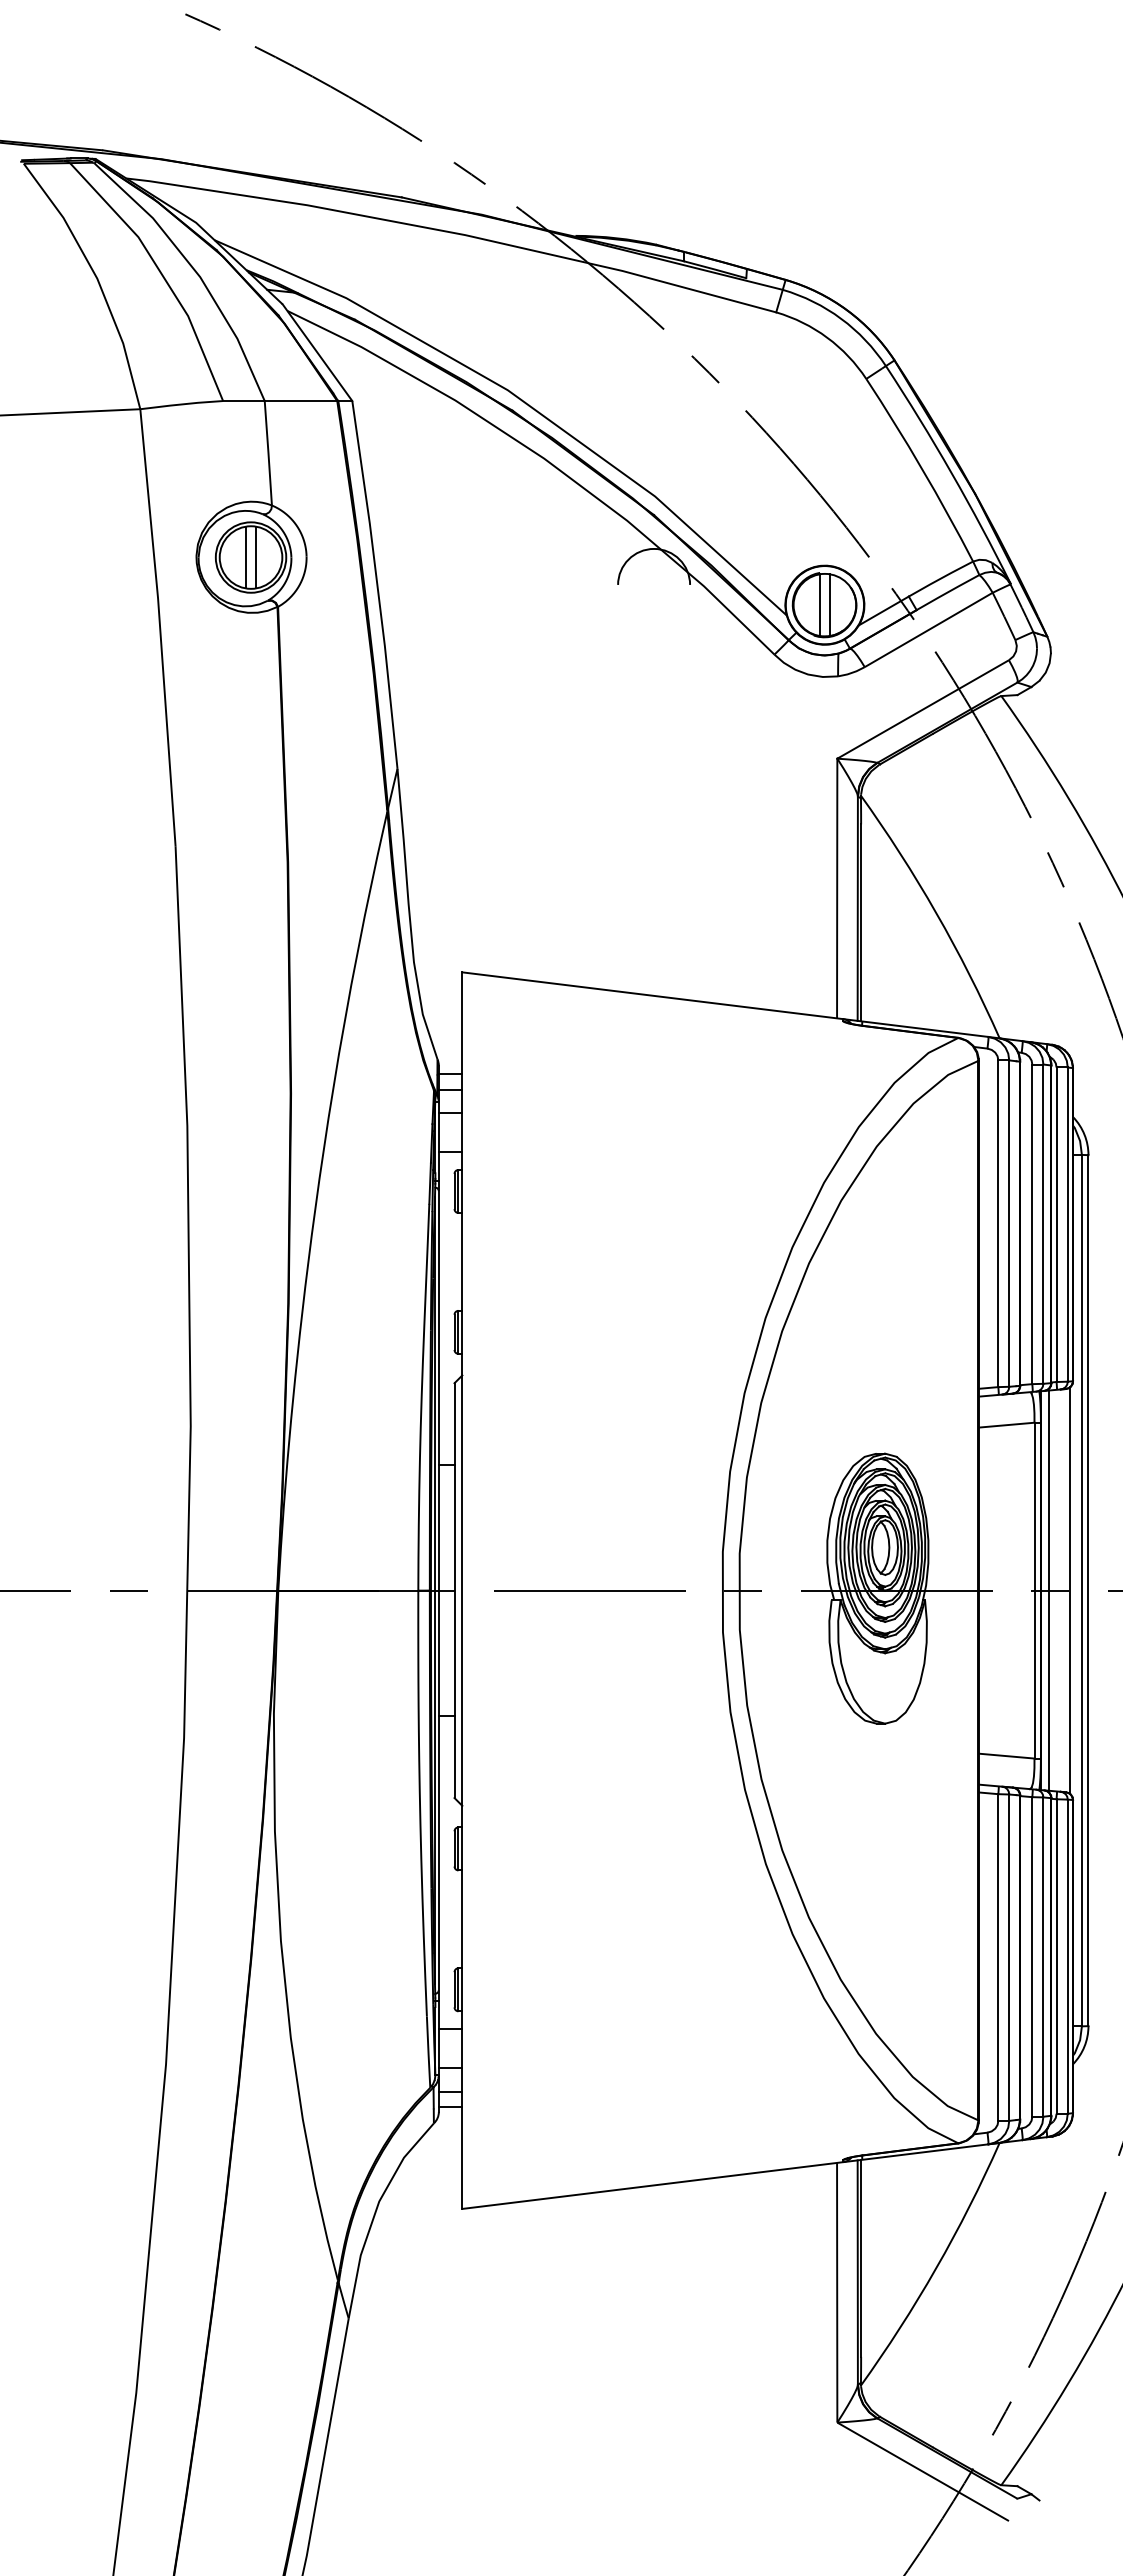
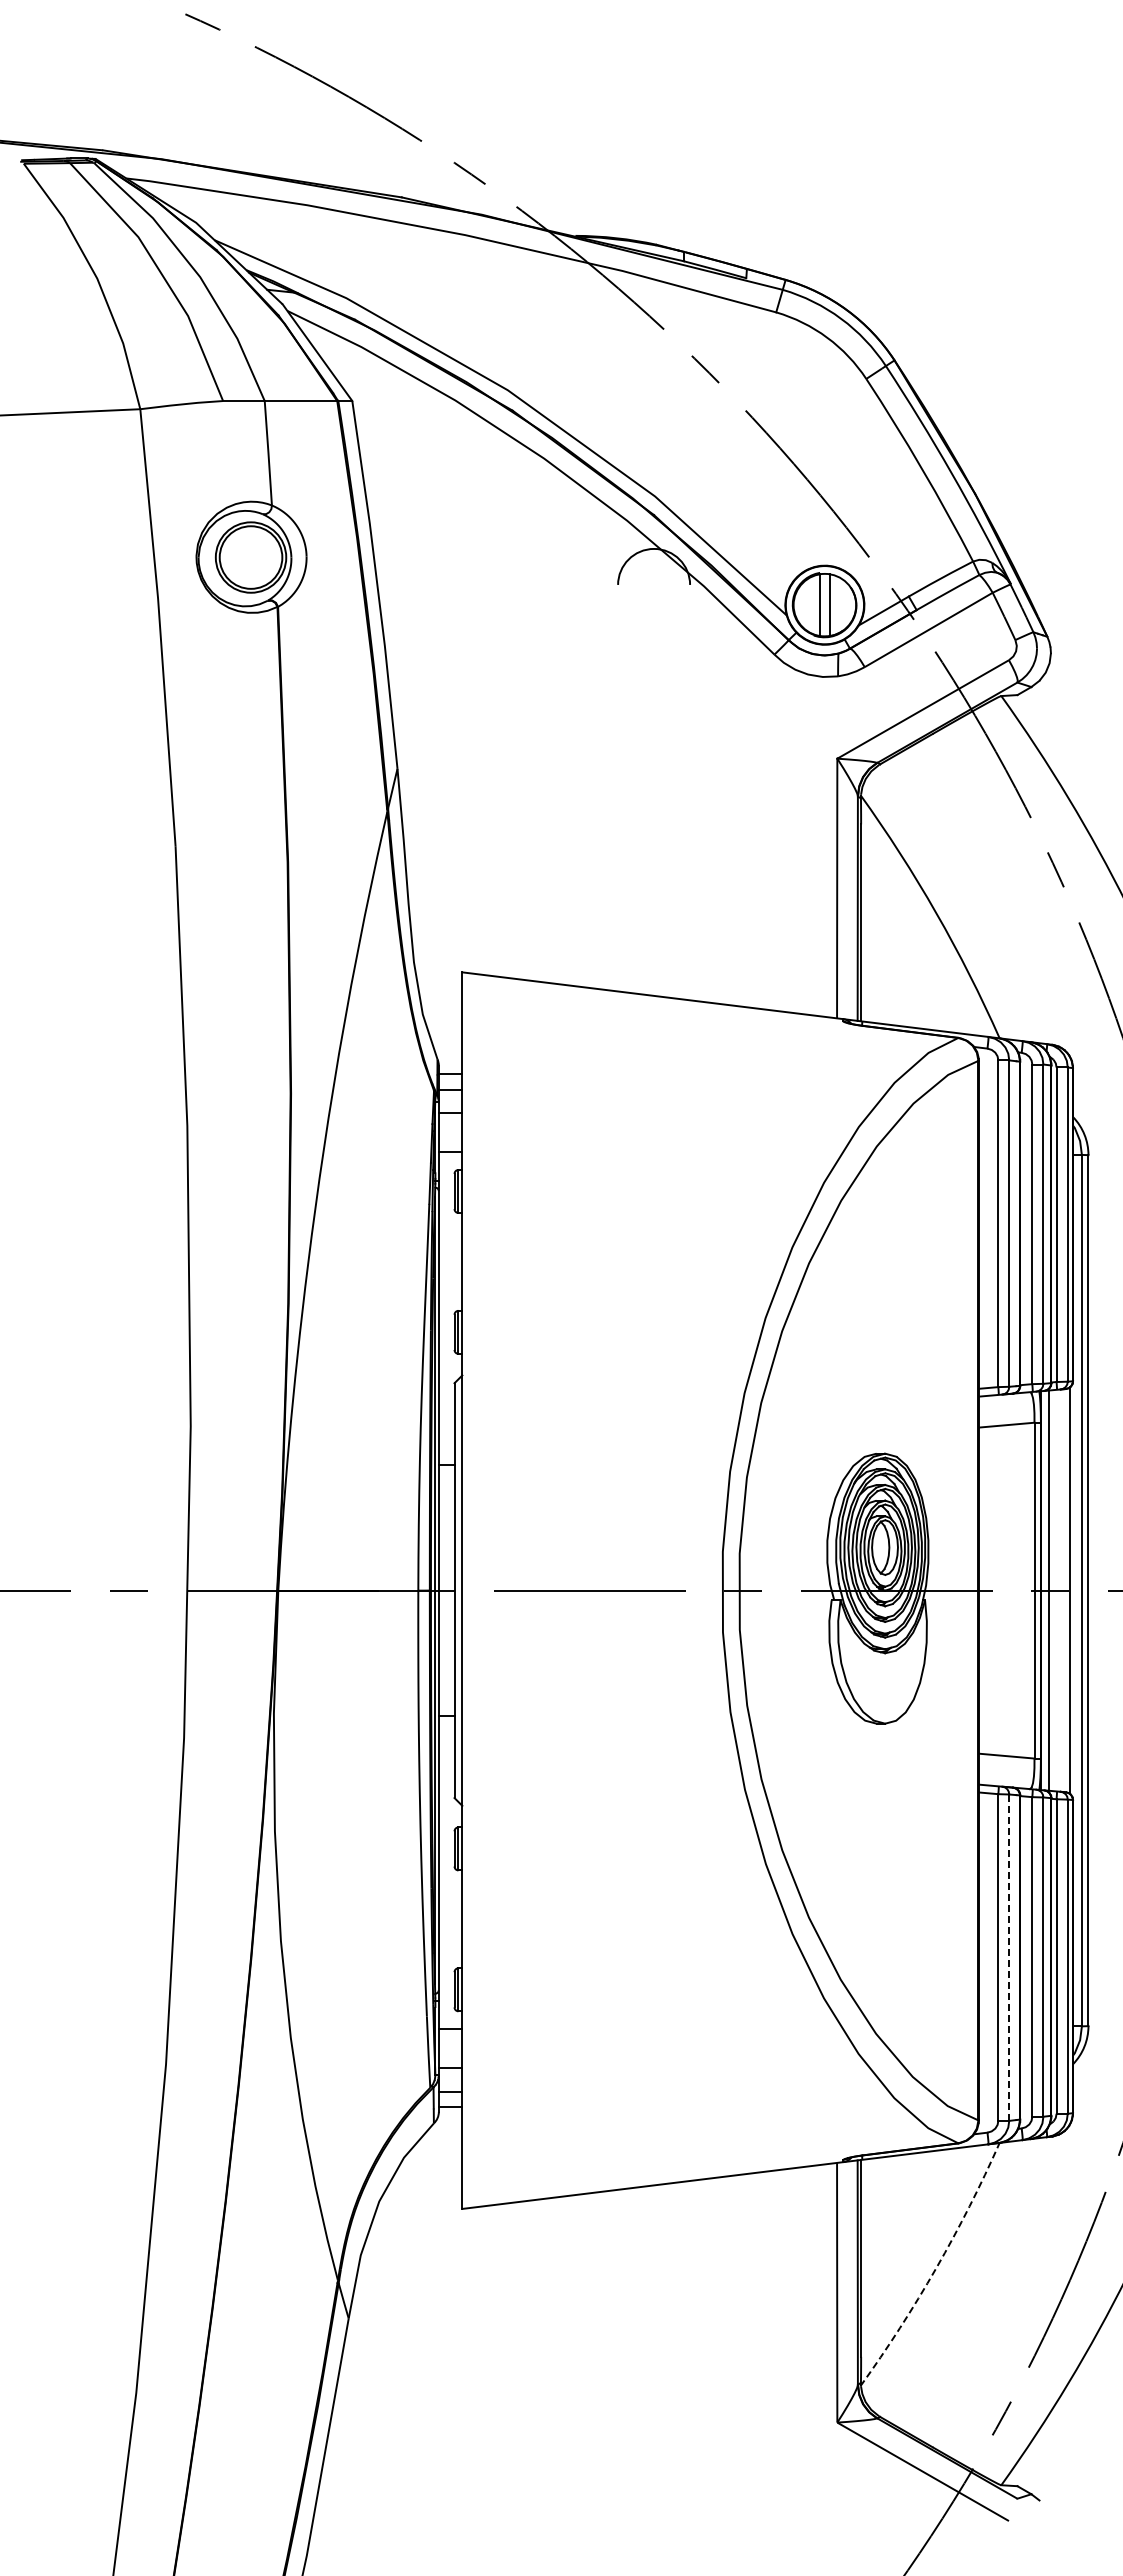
line: present -> none (245, 557)
line: present -> none (256, 557)
line: solid -> dashed (1009, 1957)
arc: solid -> dashed (936, 2268)
